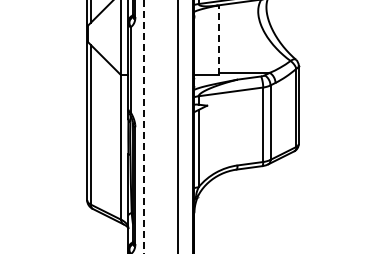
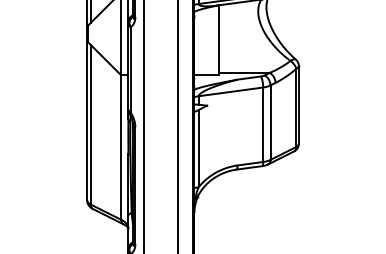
line: dashed -> solid (219, 40)
line: dashed -> solid (143, 127)
